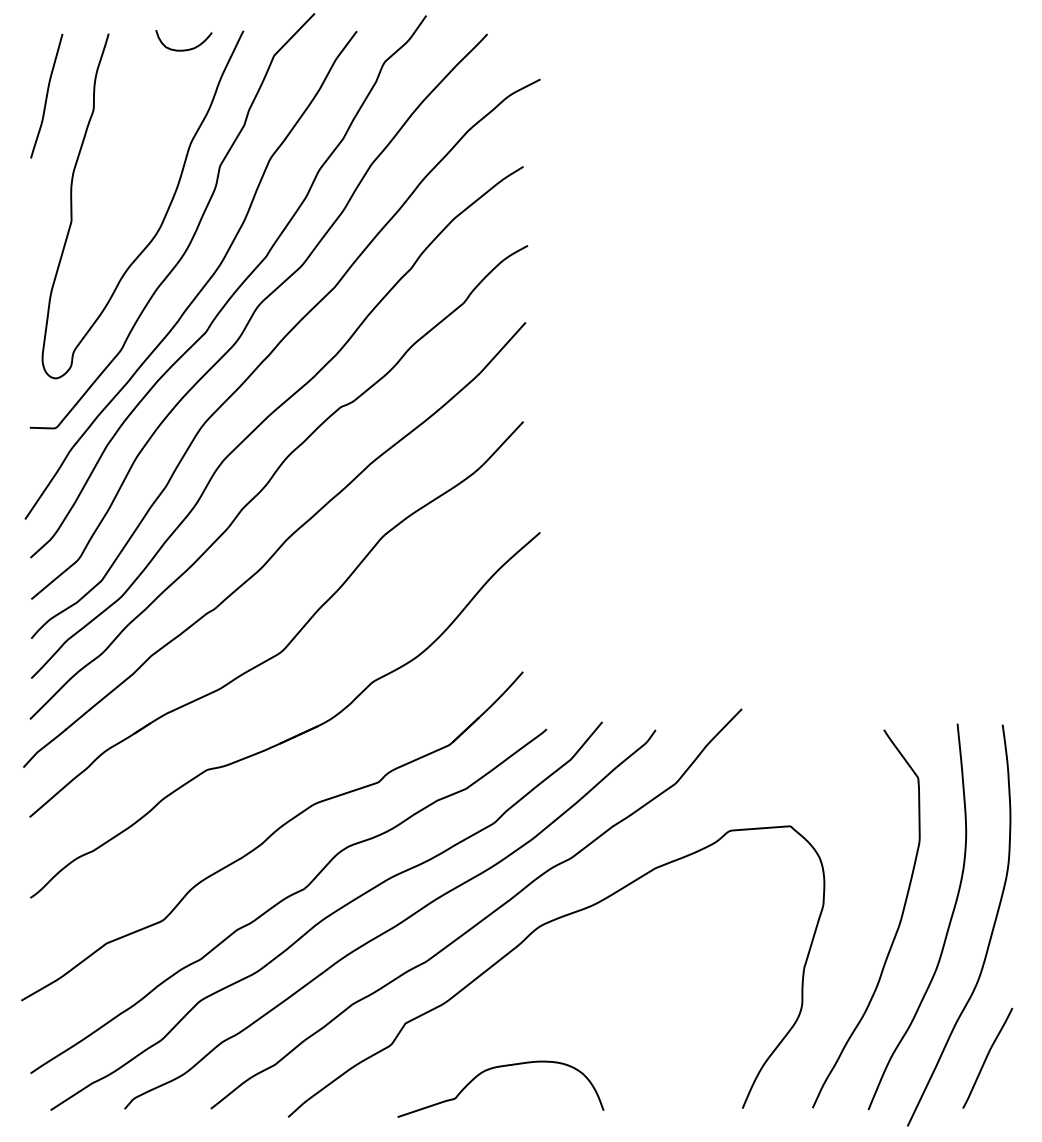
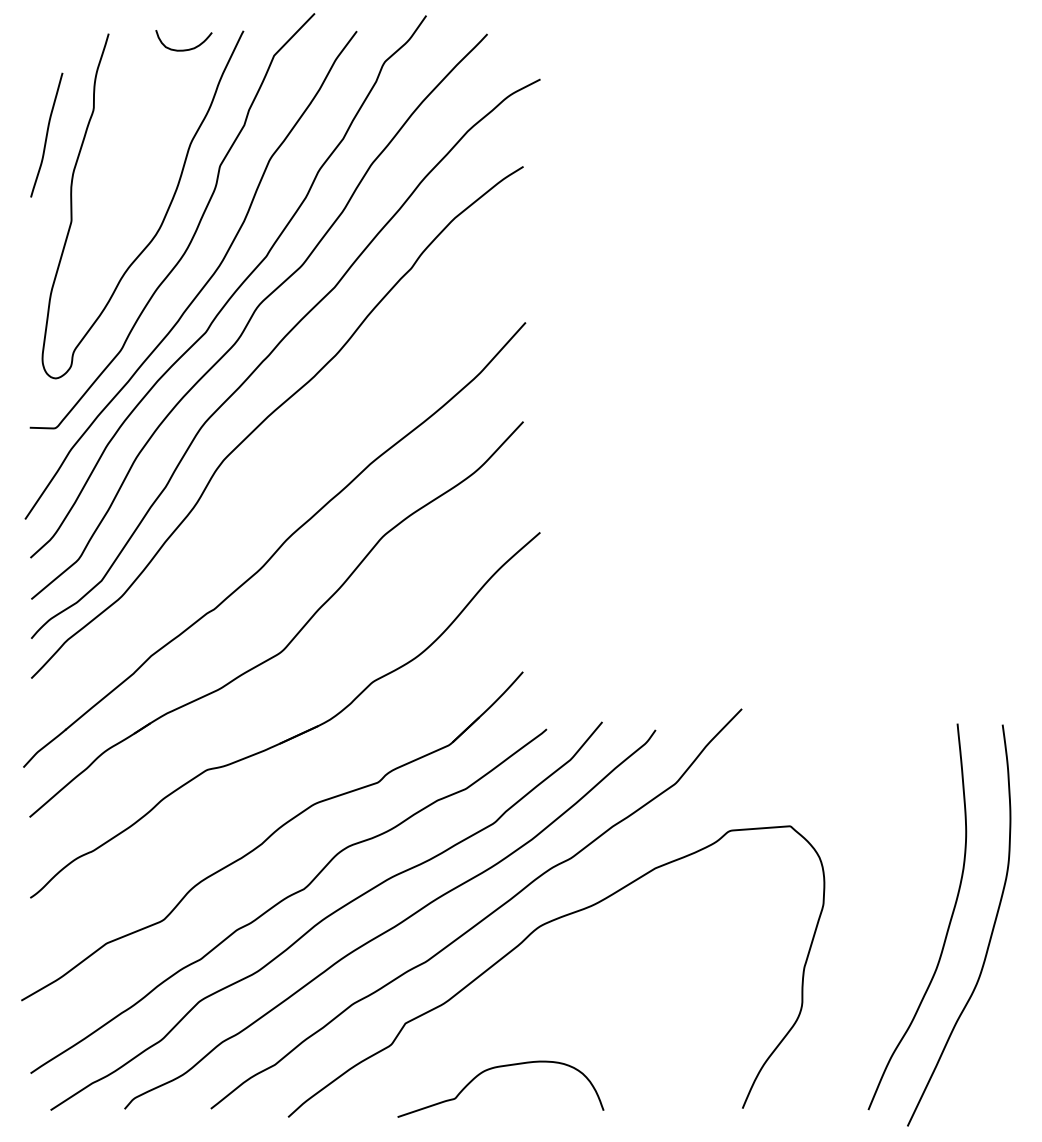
curve position: (46, 95) -> (46, 134) (46, 134)
curve: present -> none (272, 478)
curve: present -> none (896, 929)
curve: present -> none (987, 1057)
